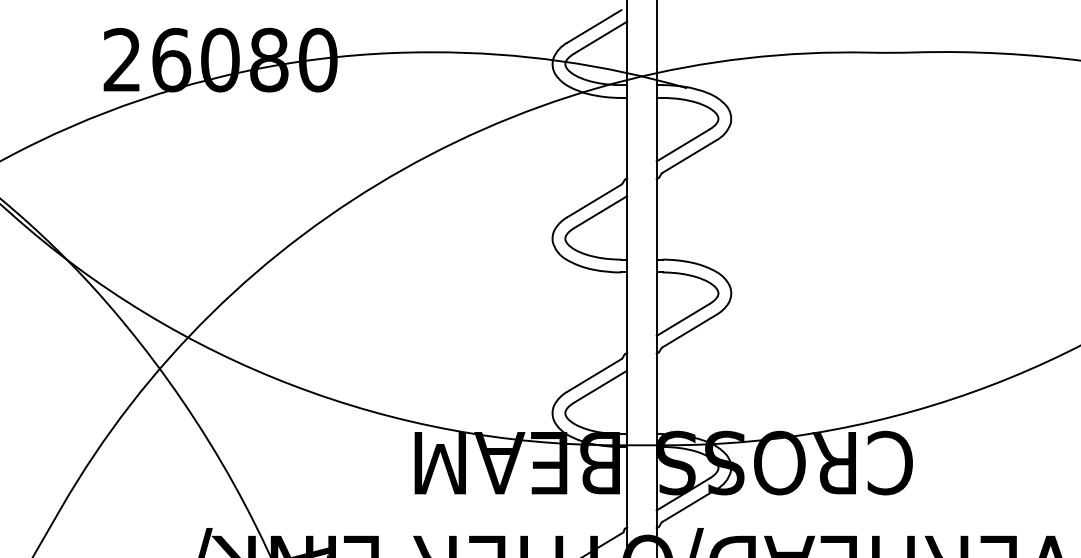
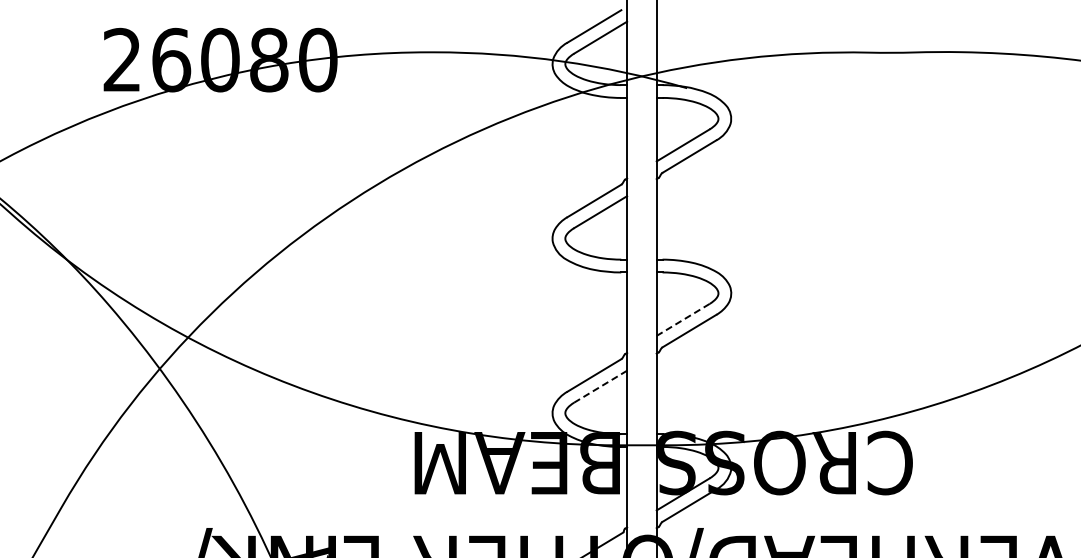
line: solid -> dashed (683, 319)
line: solid -> dashed (600, 386)
